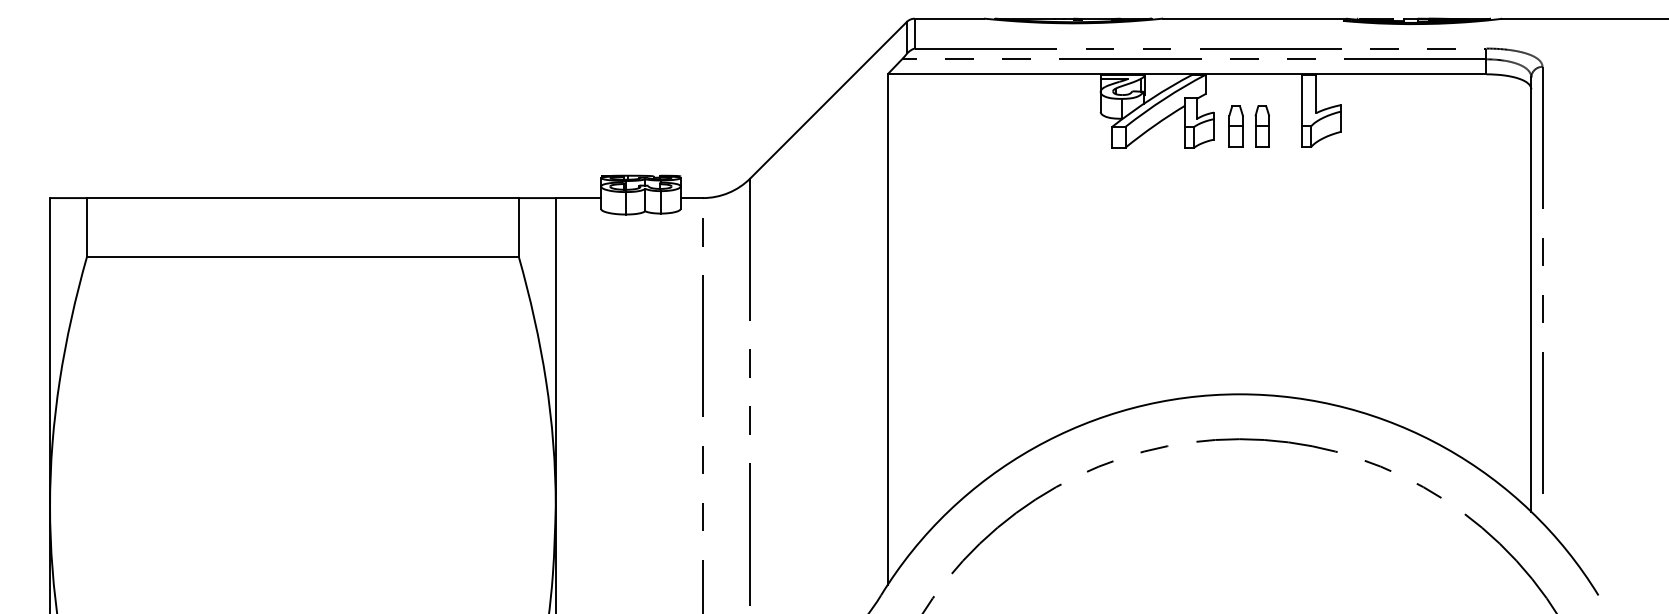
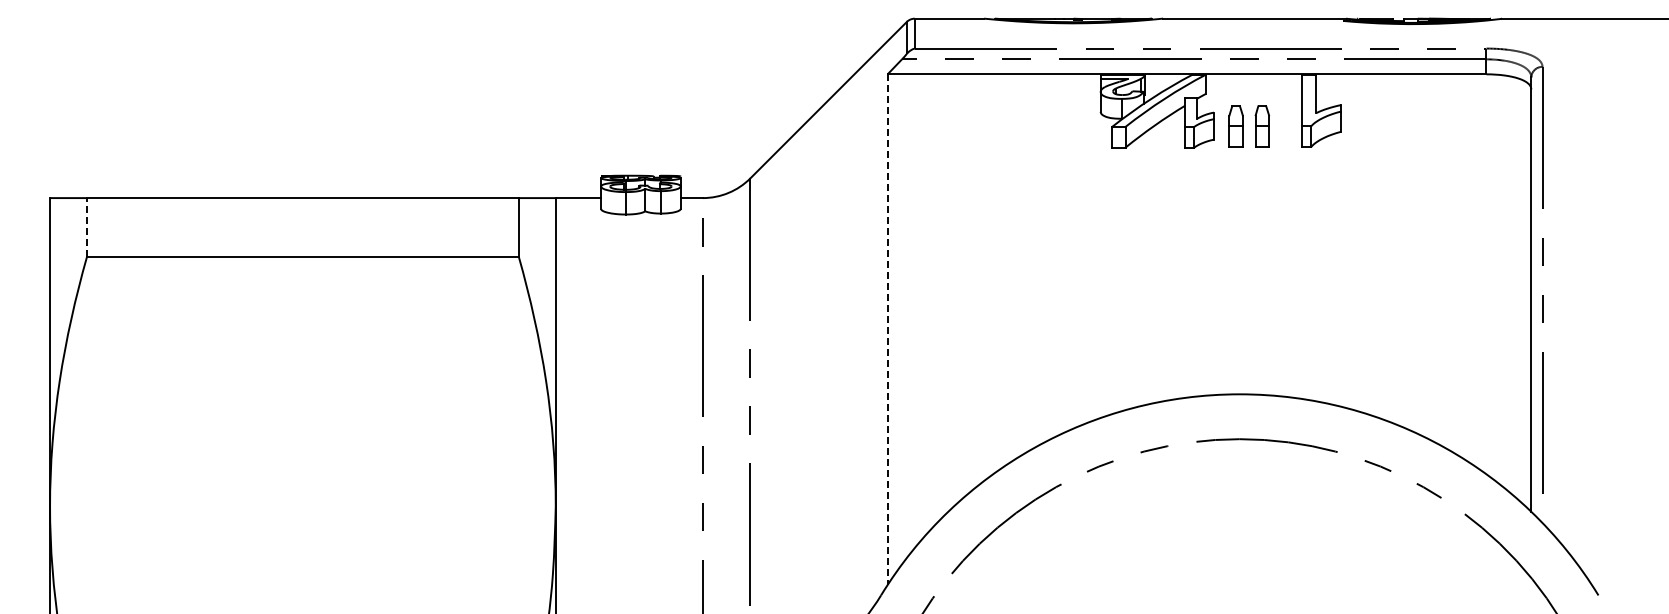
line: solid -> dashed (86, 227)
line: solid -> dashed (887, 330)
